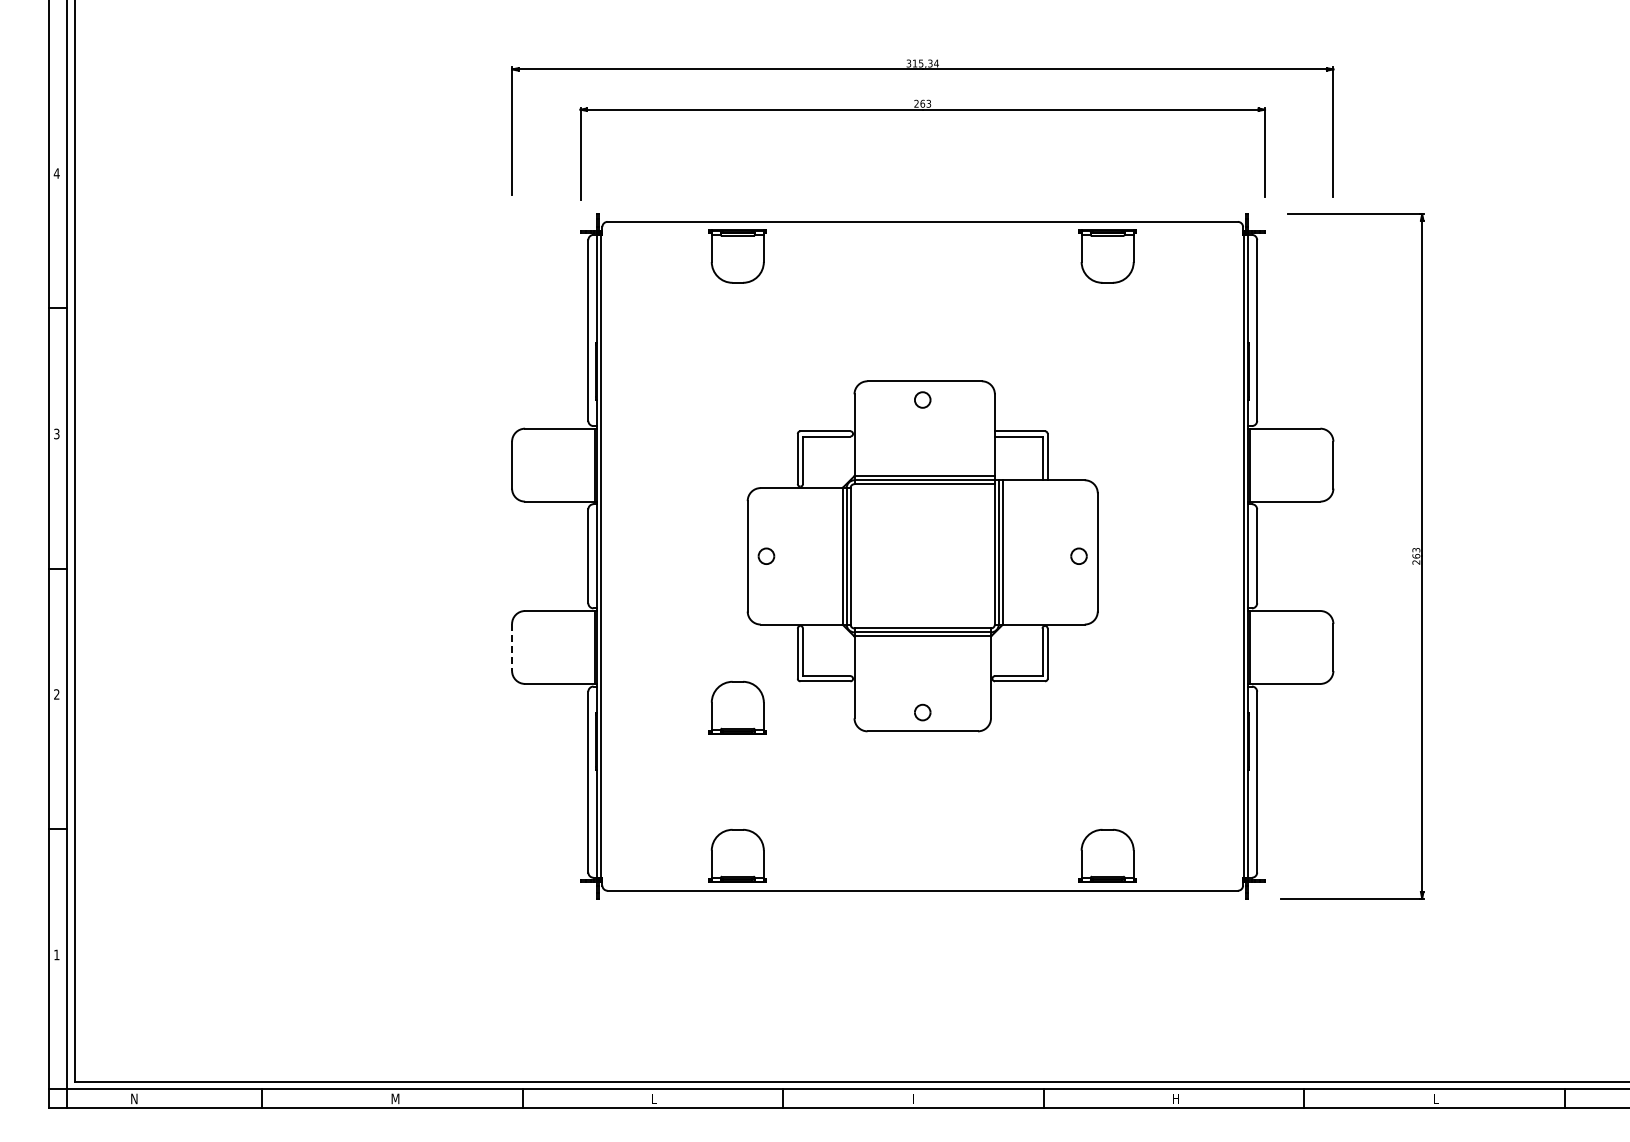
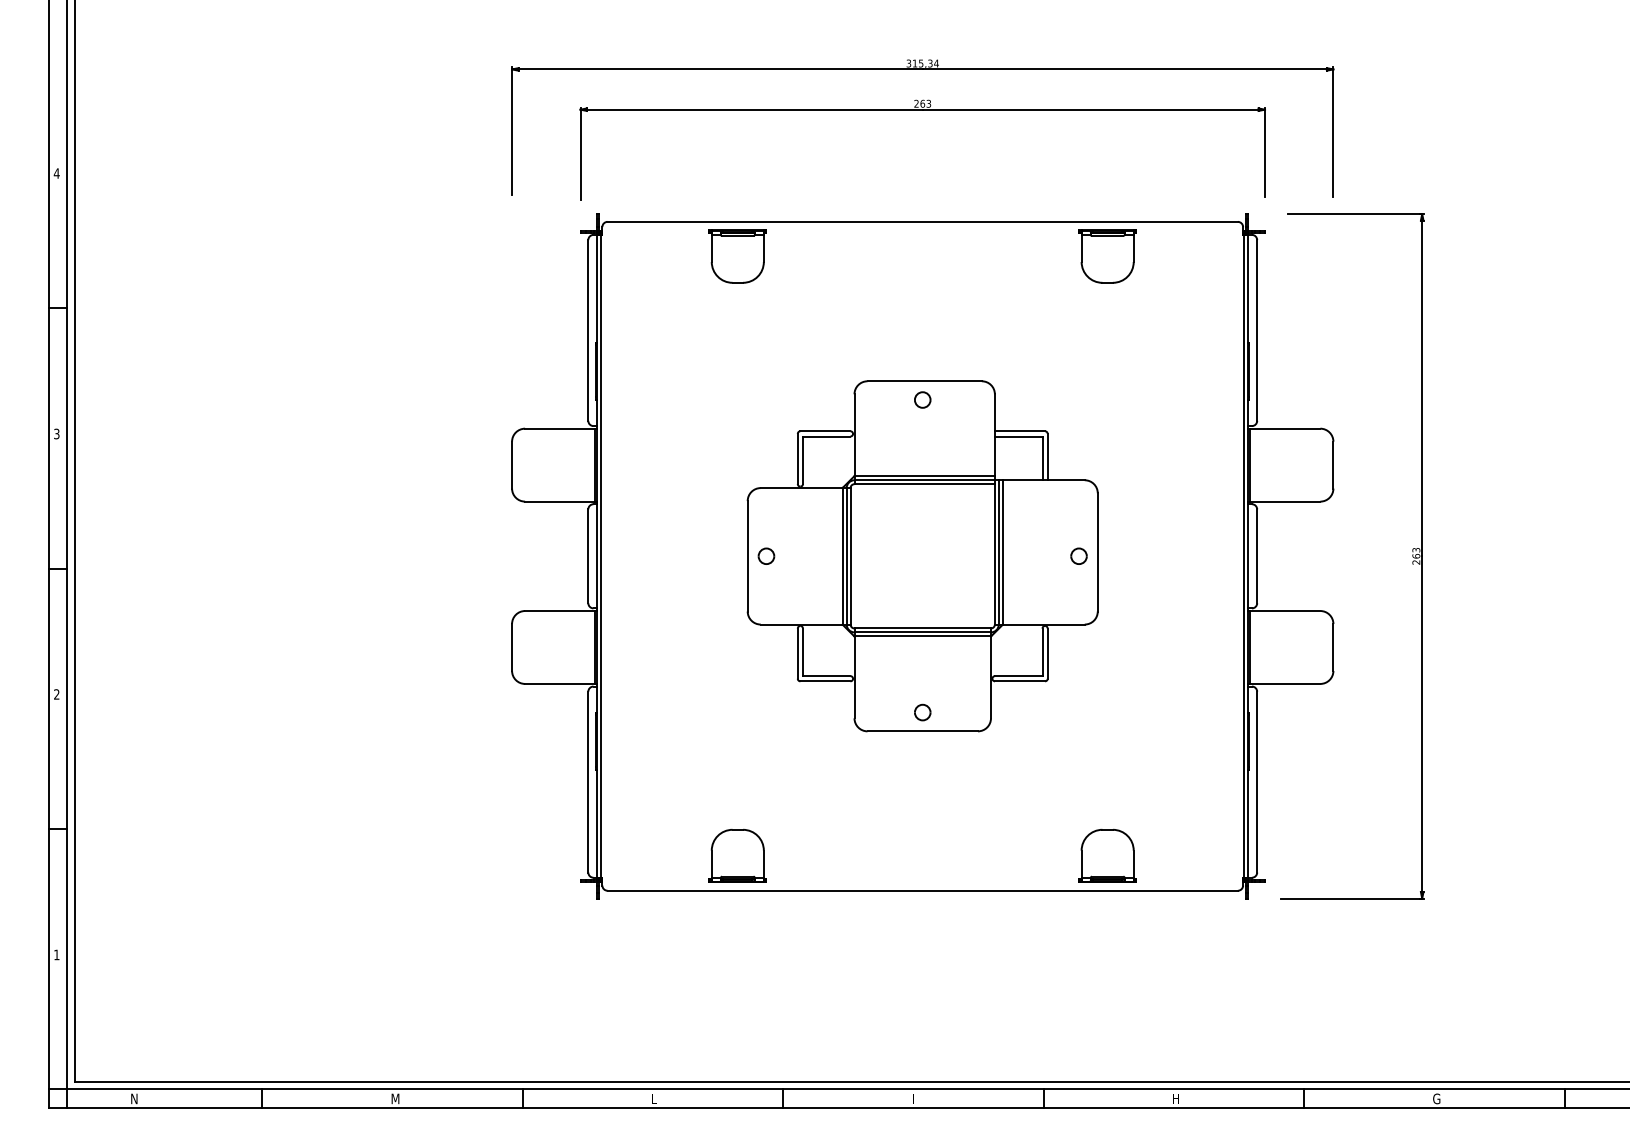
line: dashed -> solid (512, 647)
part: present -> none (737, 707)
text: L -> G (1436, 1098)
